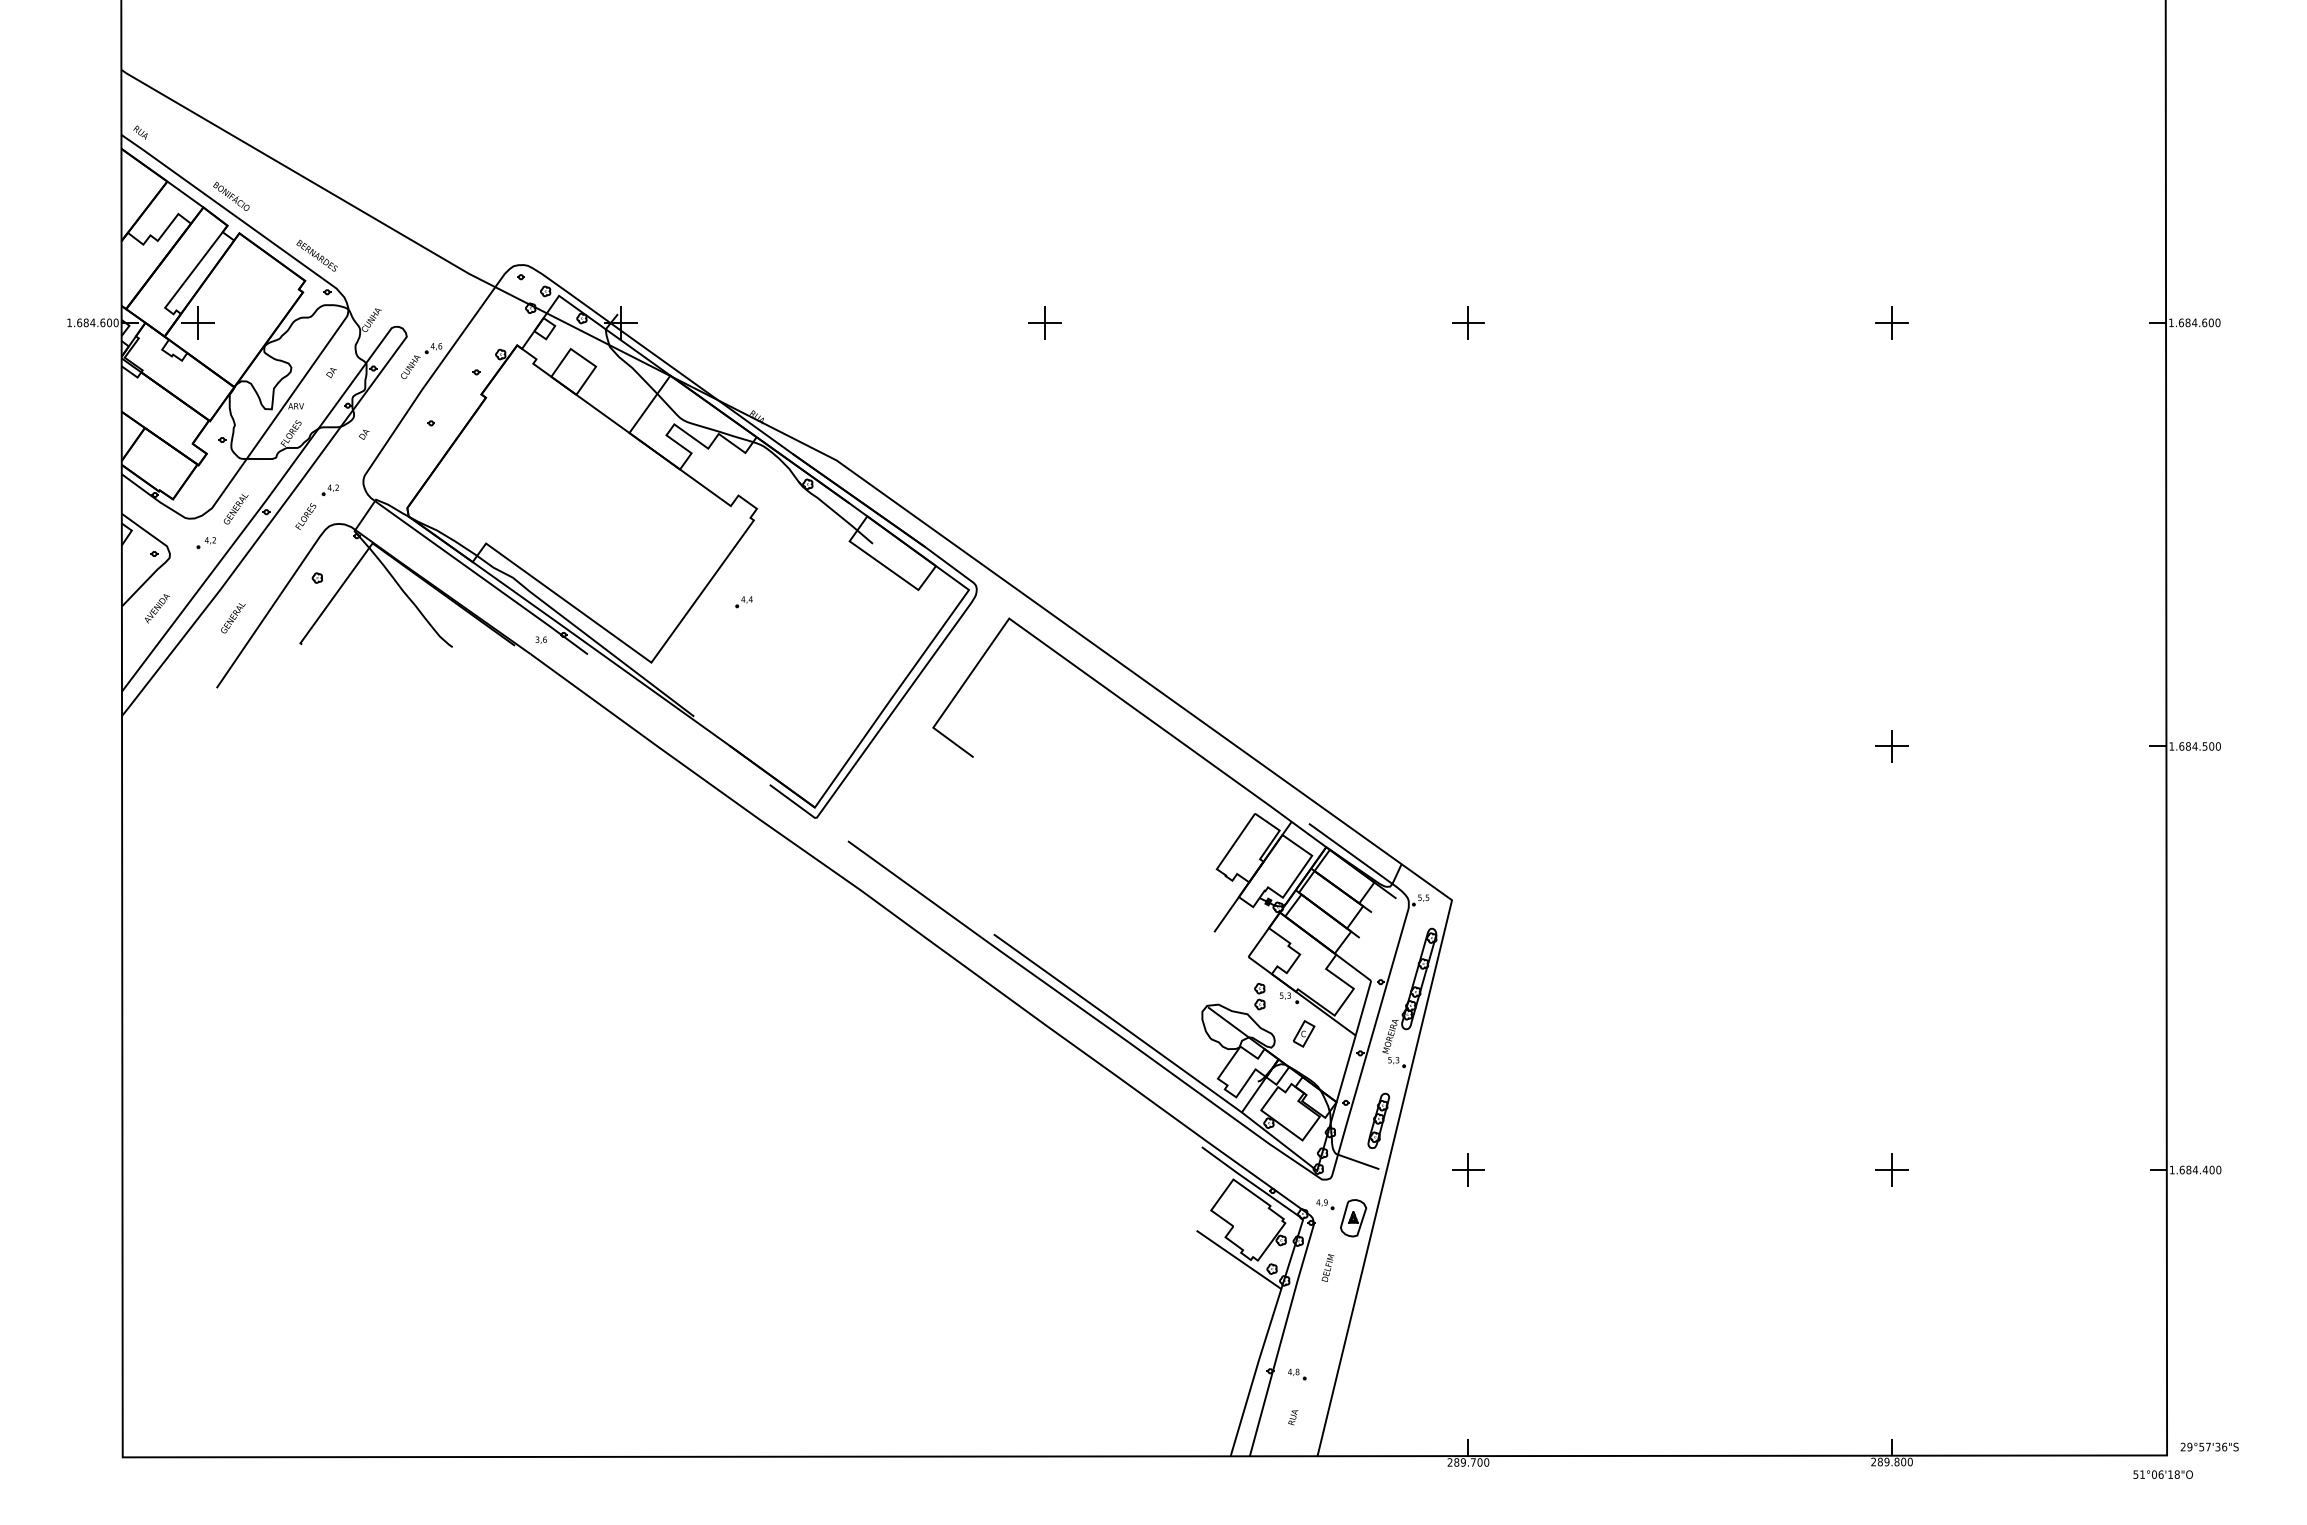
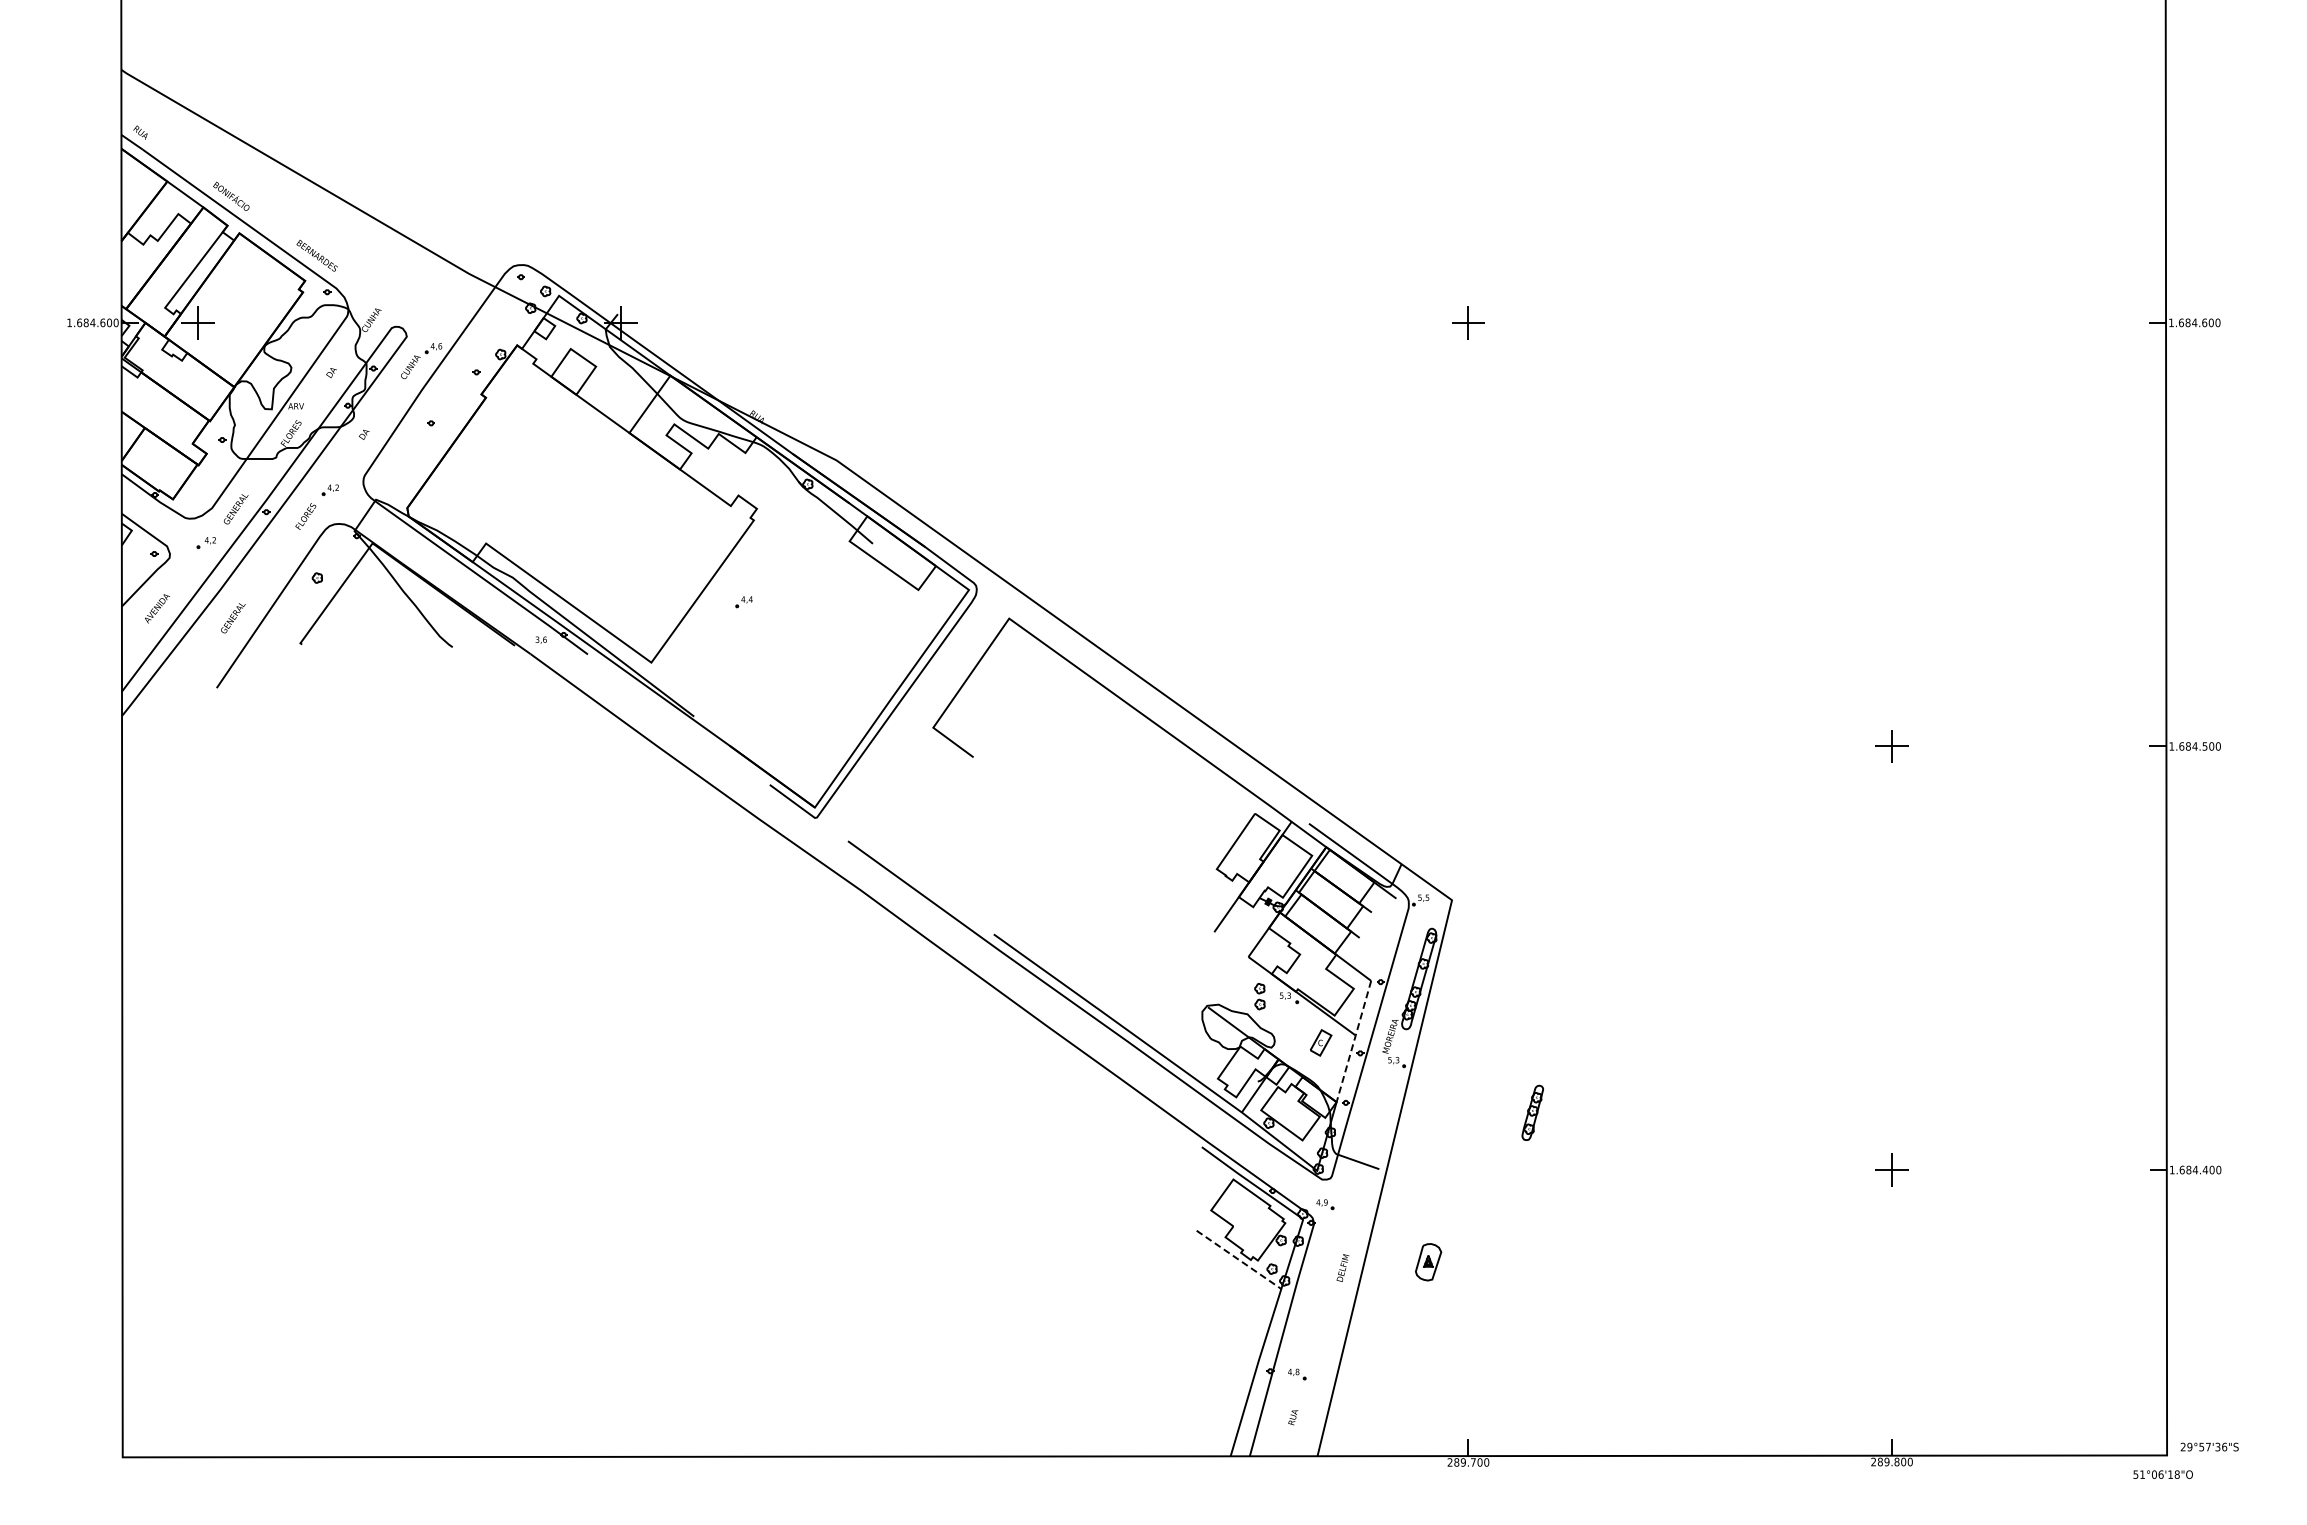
part: present -> none (1044, 322)
part: present -> none (1891, 322)
part position: (1303, 1033) -> (1320, 1042) (1320, 1042)
line: solid -> dashed (1354, 1041)
part position: (1378, 1120) -> (1532, 1112) (1532, 1112)
part: present -> none (1468, 1169)
part position: (1353, 1218) -> (1428, 1262) (1428, 1262)
line: solid -> dashed (1239, 1260)
text position: (1327, 1267) -> (1342, 1267) (1342, 1267)
